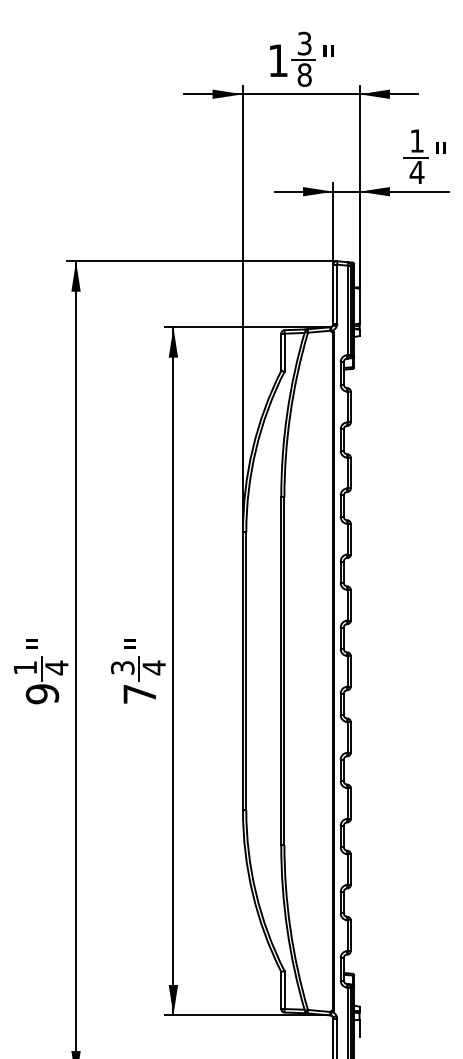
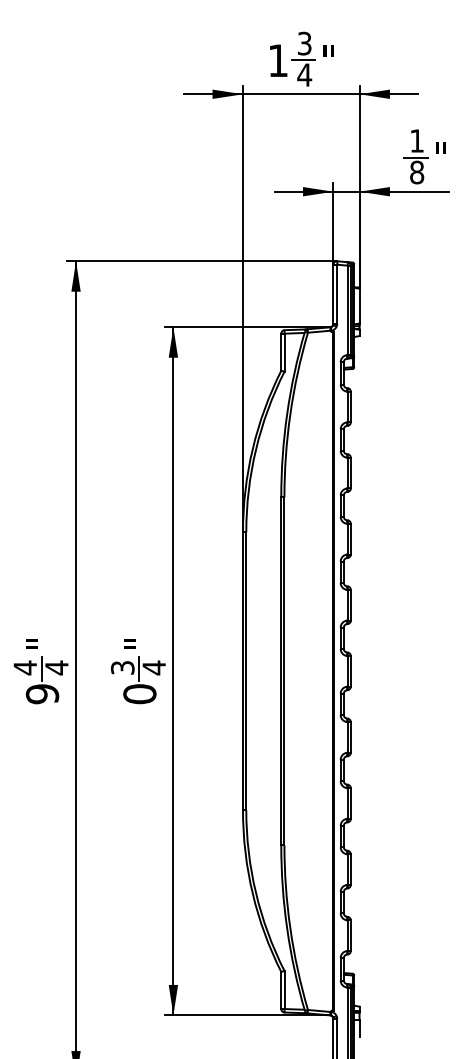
text: 8 -> 4 (304, 74)
text: 4 -> 8 (416, 172)
text: 1 -> 4 (24, 667)
text: 7 -> 0 (139, 694)
